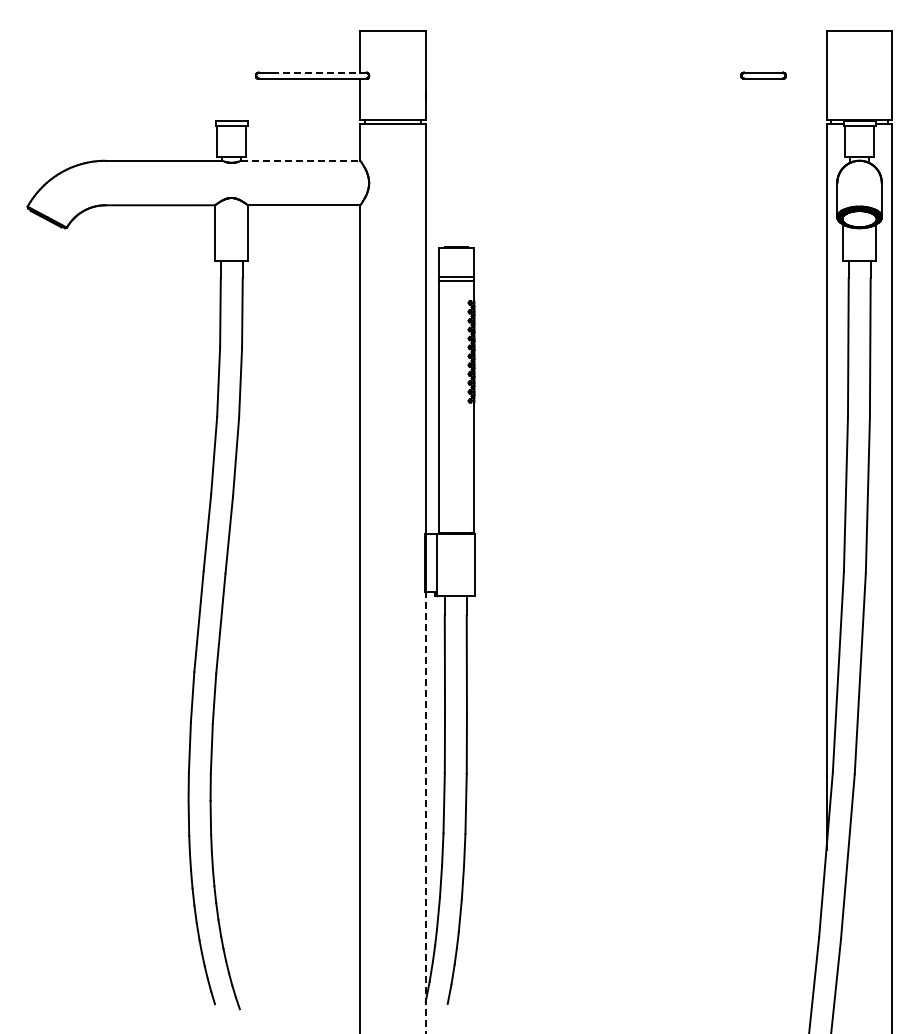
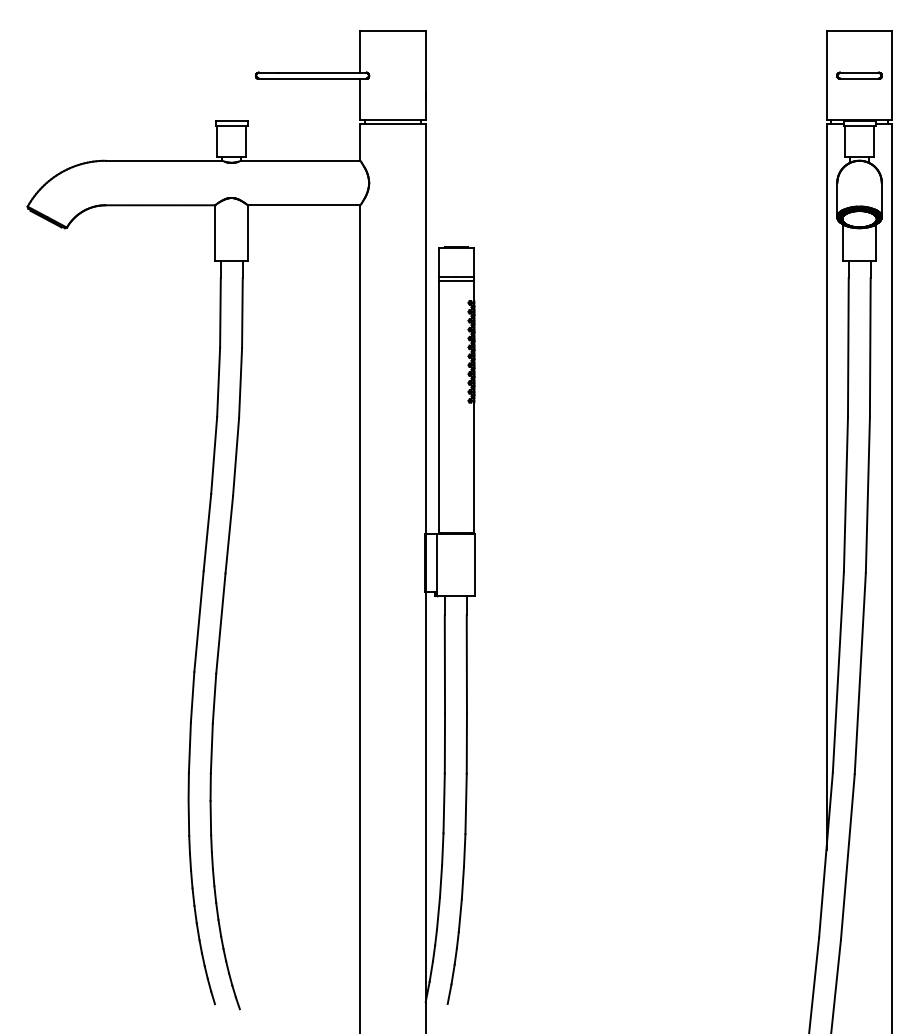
line: dashed -> solid (321, 72)
part position: (763, 75) -> (859, 75) (859, 75)
line: dashed -> solid (300, 160)
line: dashed -> solid (425, 812)
